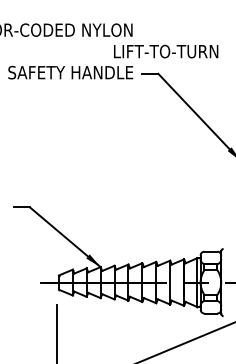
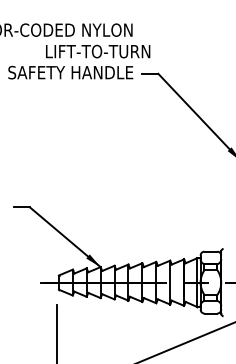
text position: (166, 51) -> (98, 51) (98, 51)
